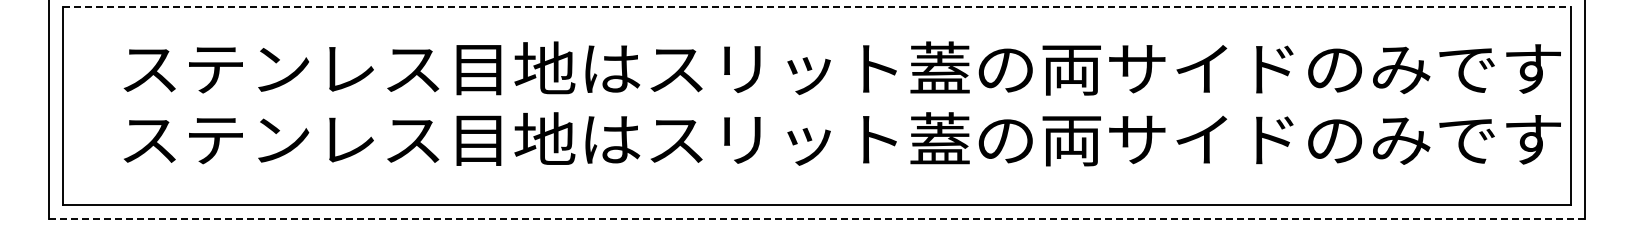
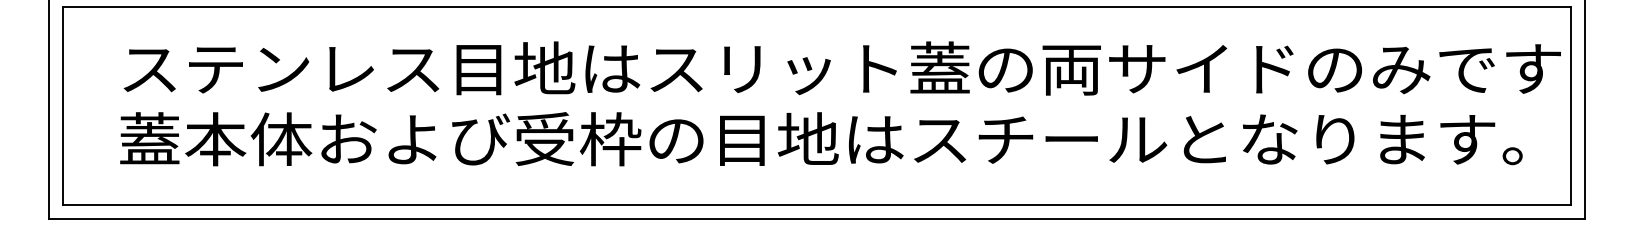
line: dashed -> solid (816, 6)
text: ステンレス目地はスリット蓋の両サイドのみです -> 蓋本体および受枠の目地はスチールとなります。 (840, 139)
line: dashed -> solid (816, 219)
